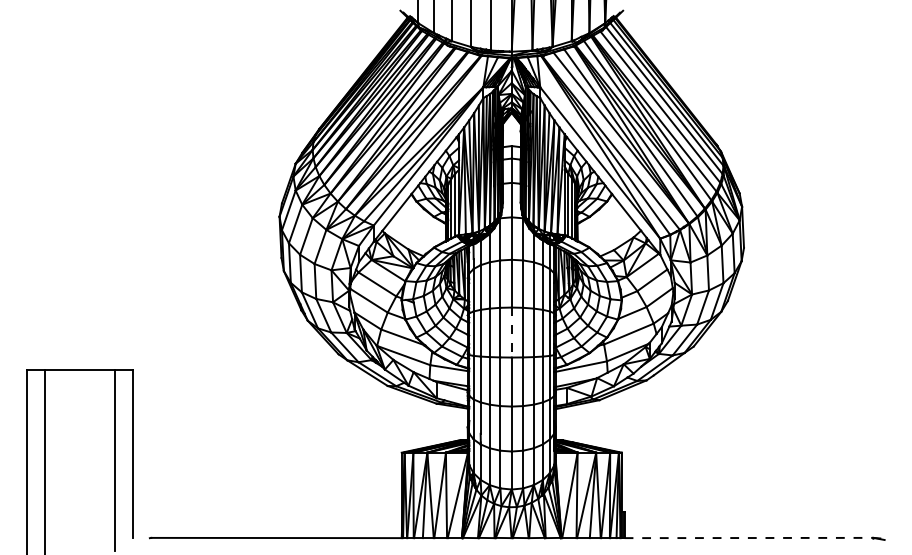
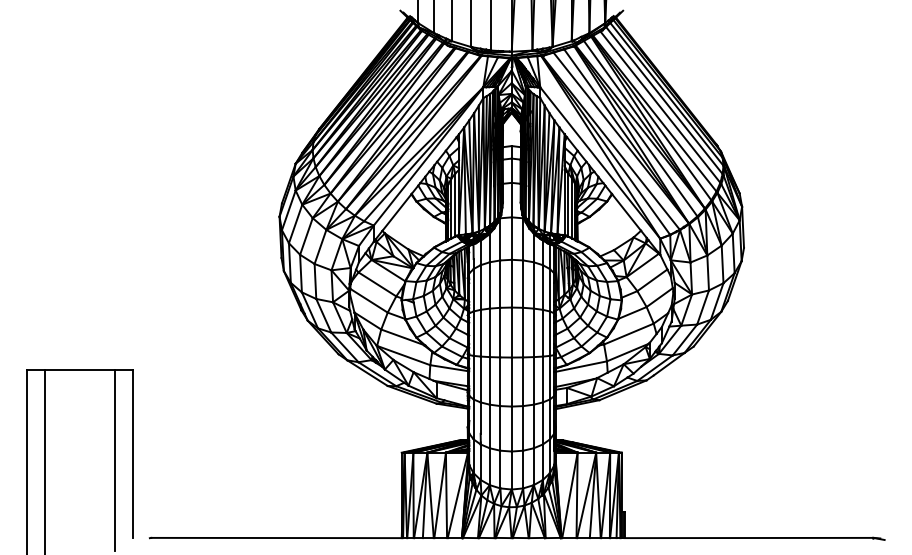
line: dashed -> solid (511, 332)
line: dashed -> solid (749, 538)
